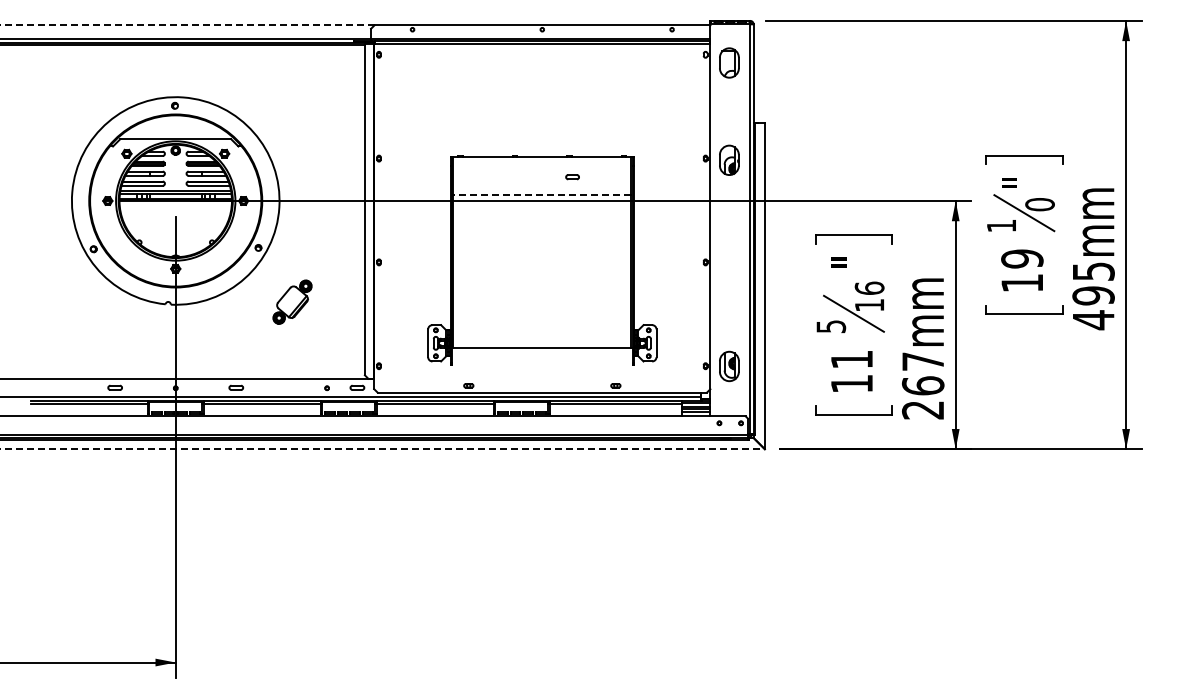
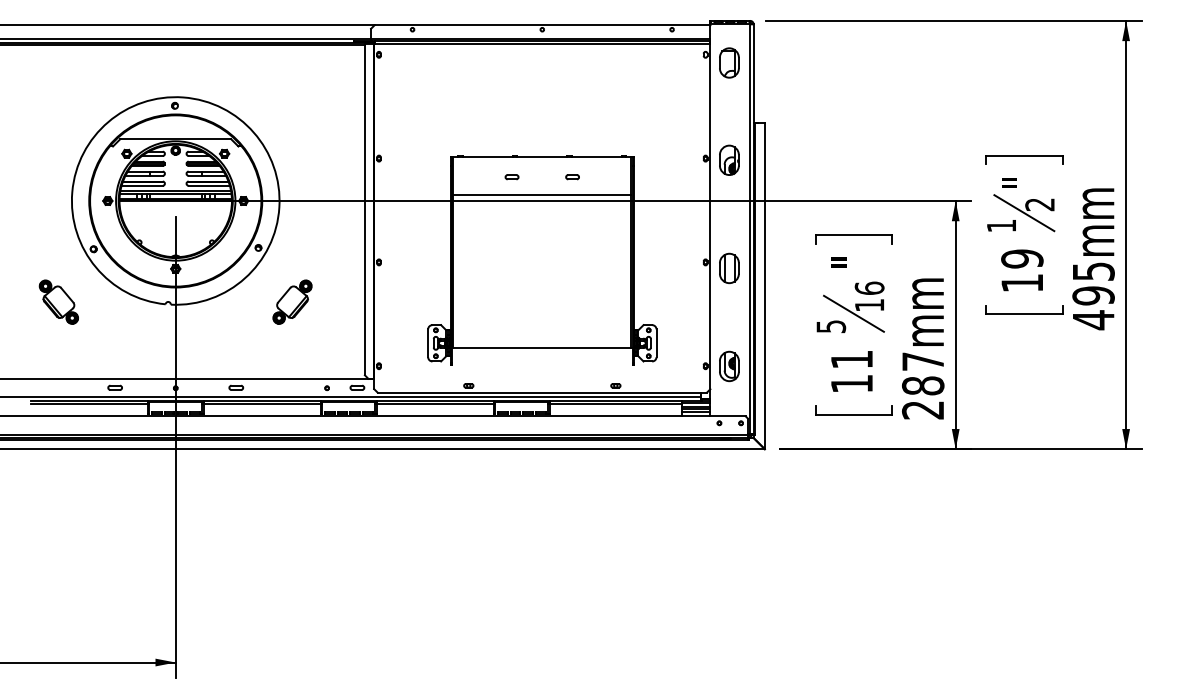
line: dashed -> solid (187, 25)
part: none -> present (511, 177)
line: dashed -> solid (541, 194)
text: 0 -> 2 (1039, 204)
part: none -> present (729, 268)
part: none -> present (58, 301)
text: 267mm -> 287mm (922, 385)
line: dashed -> solid (383, 449)
